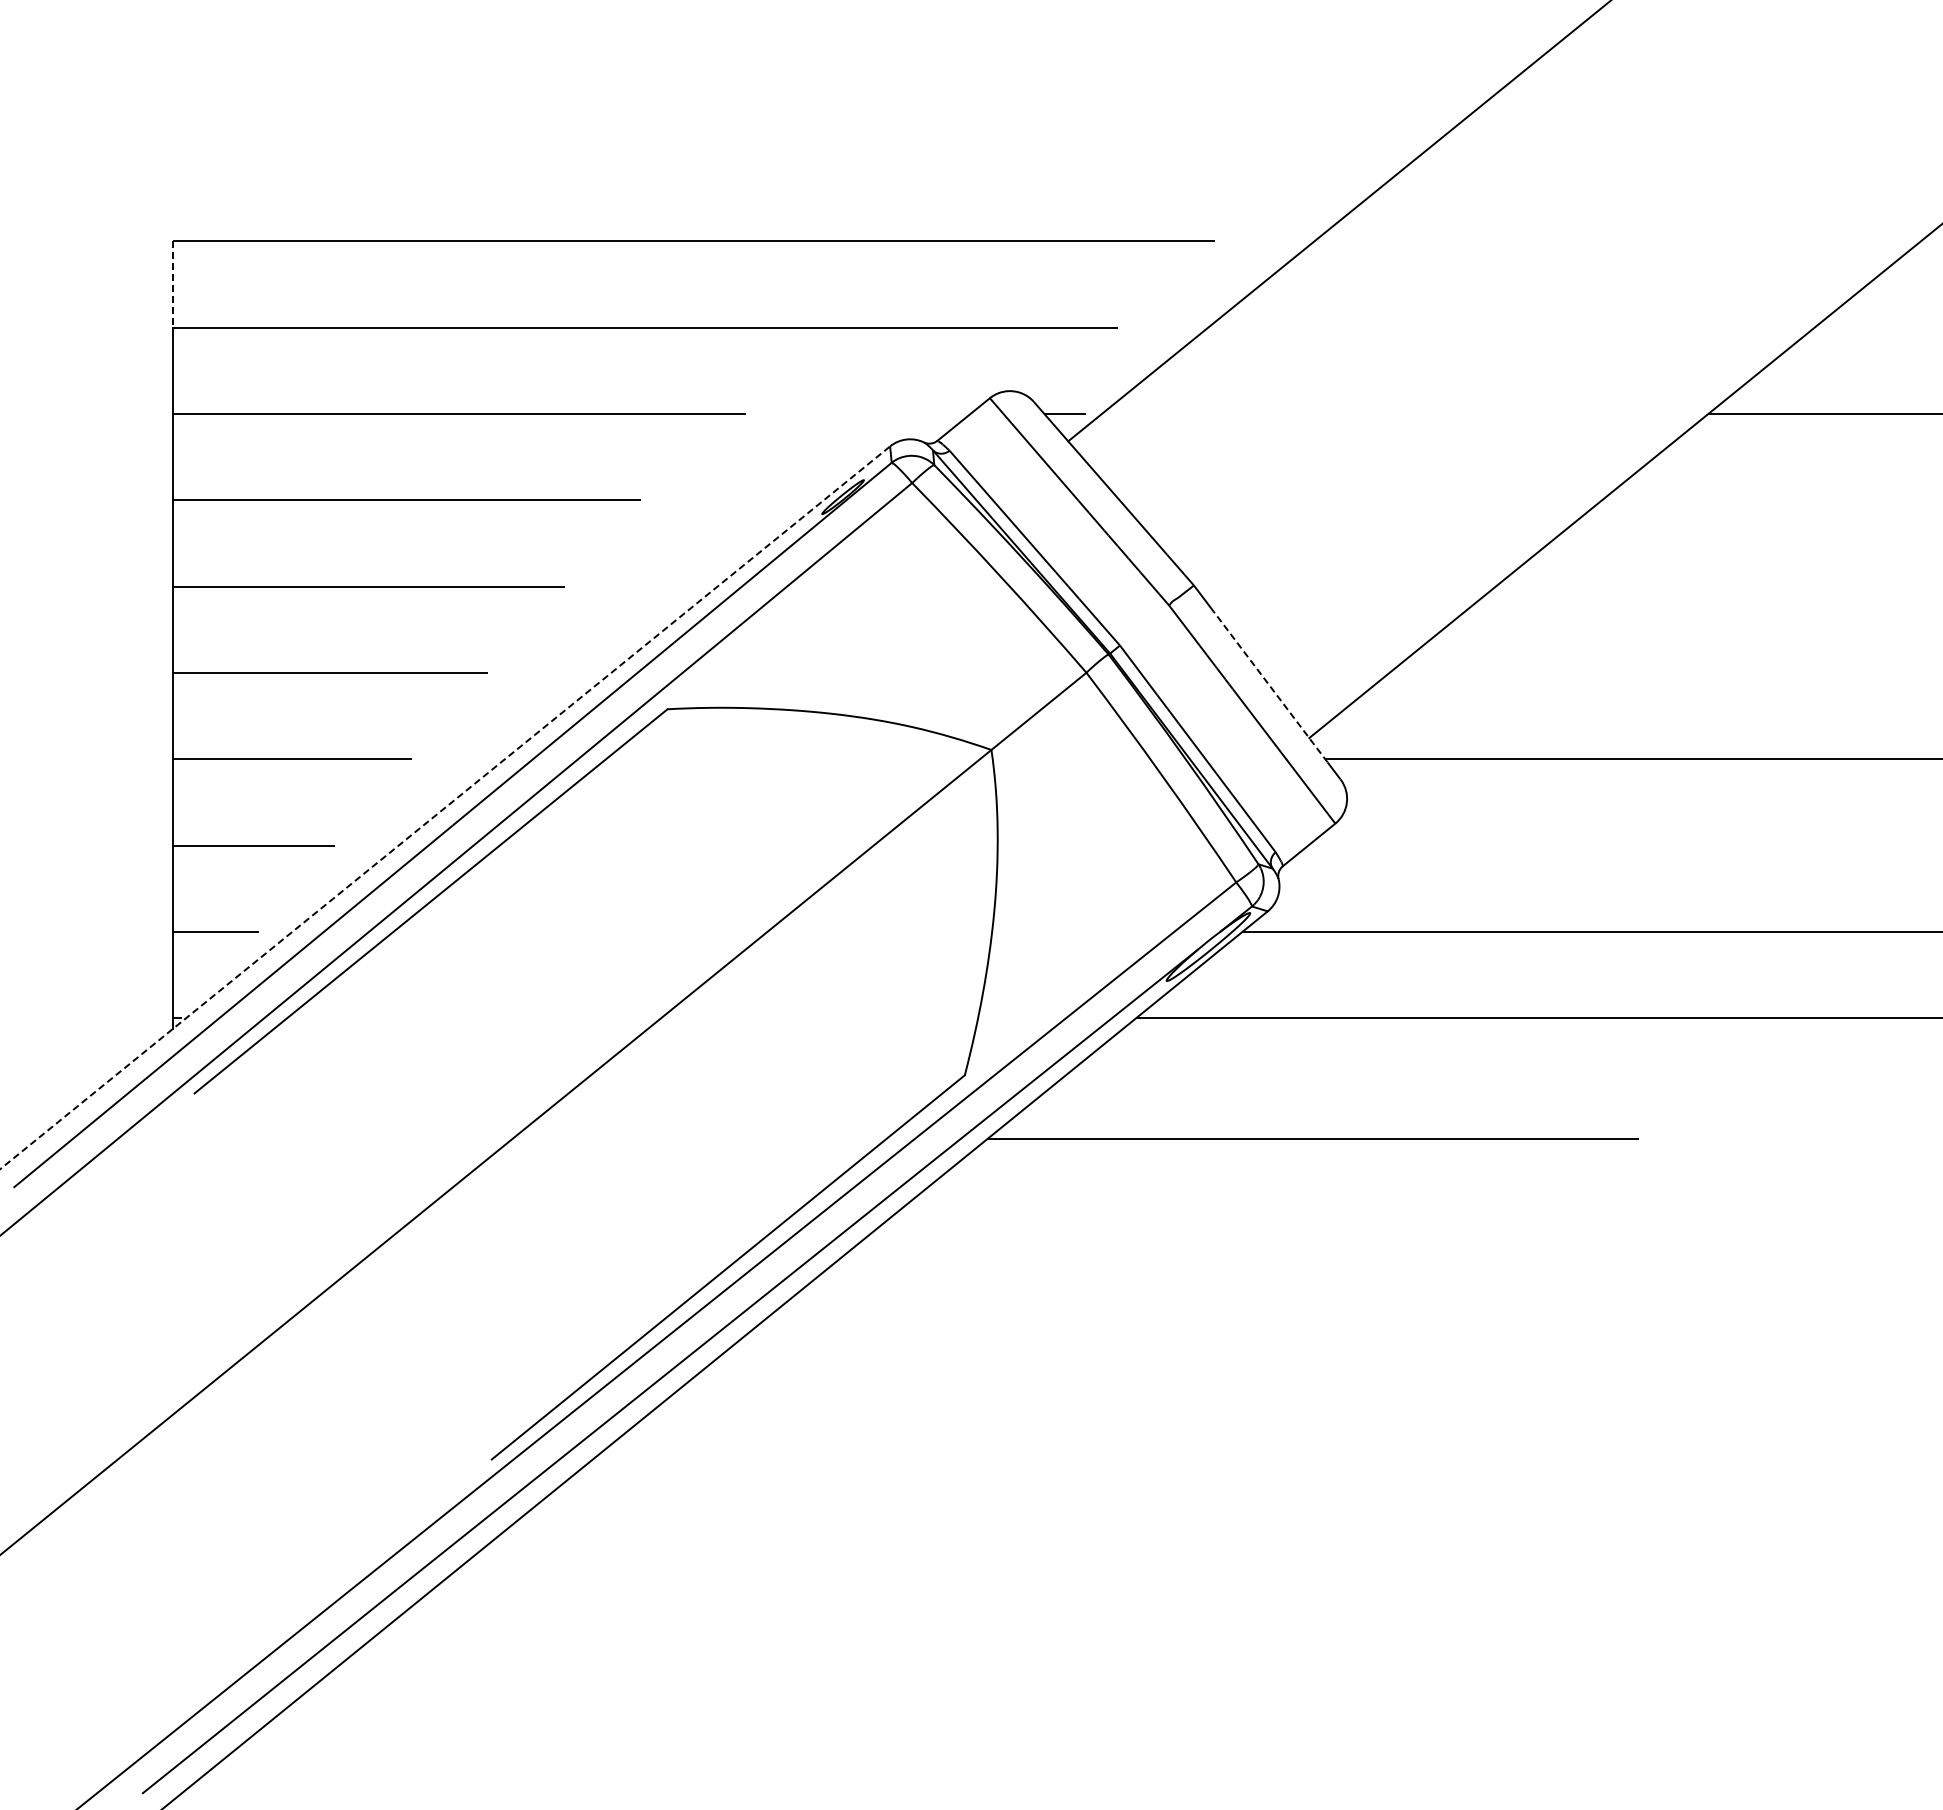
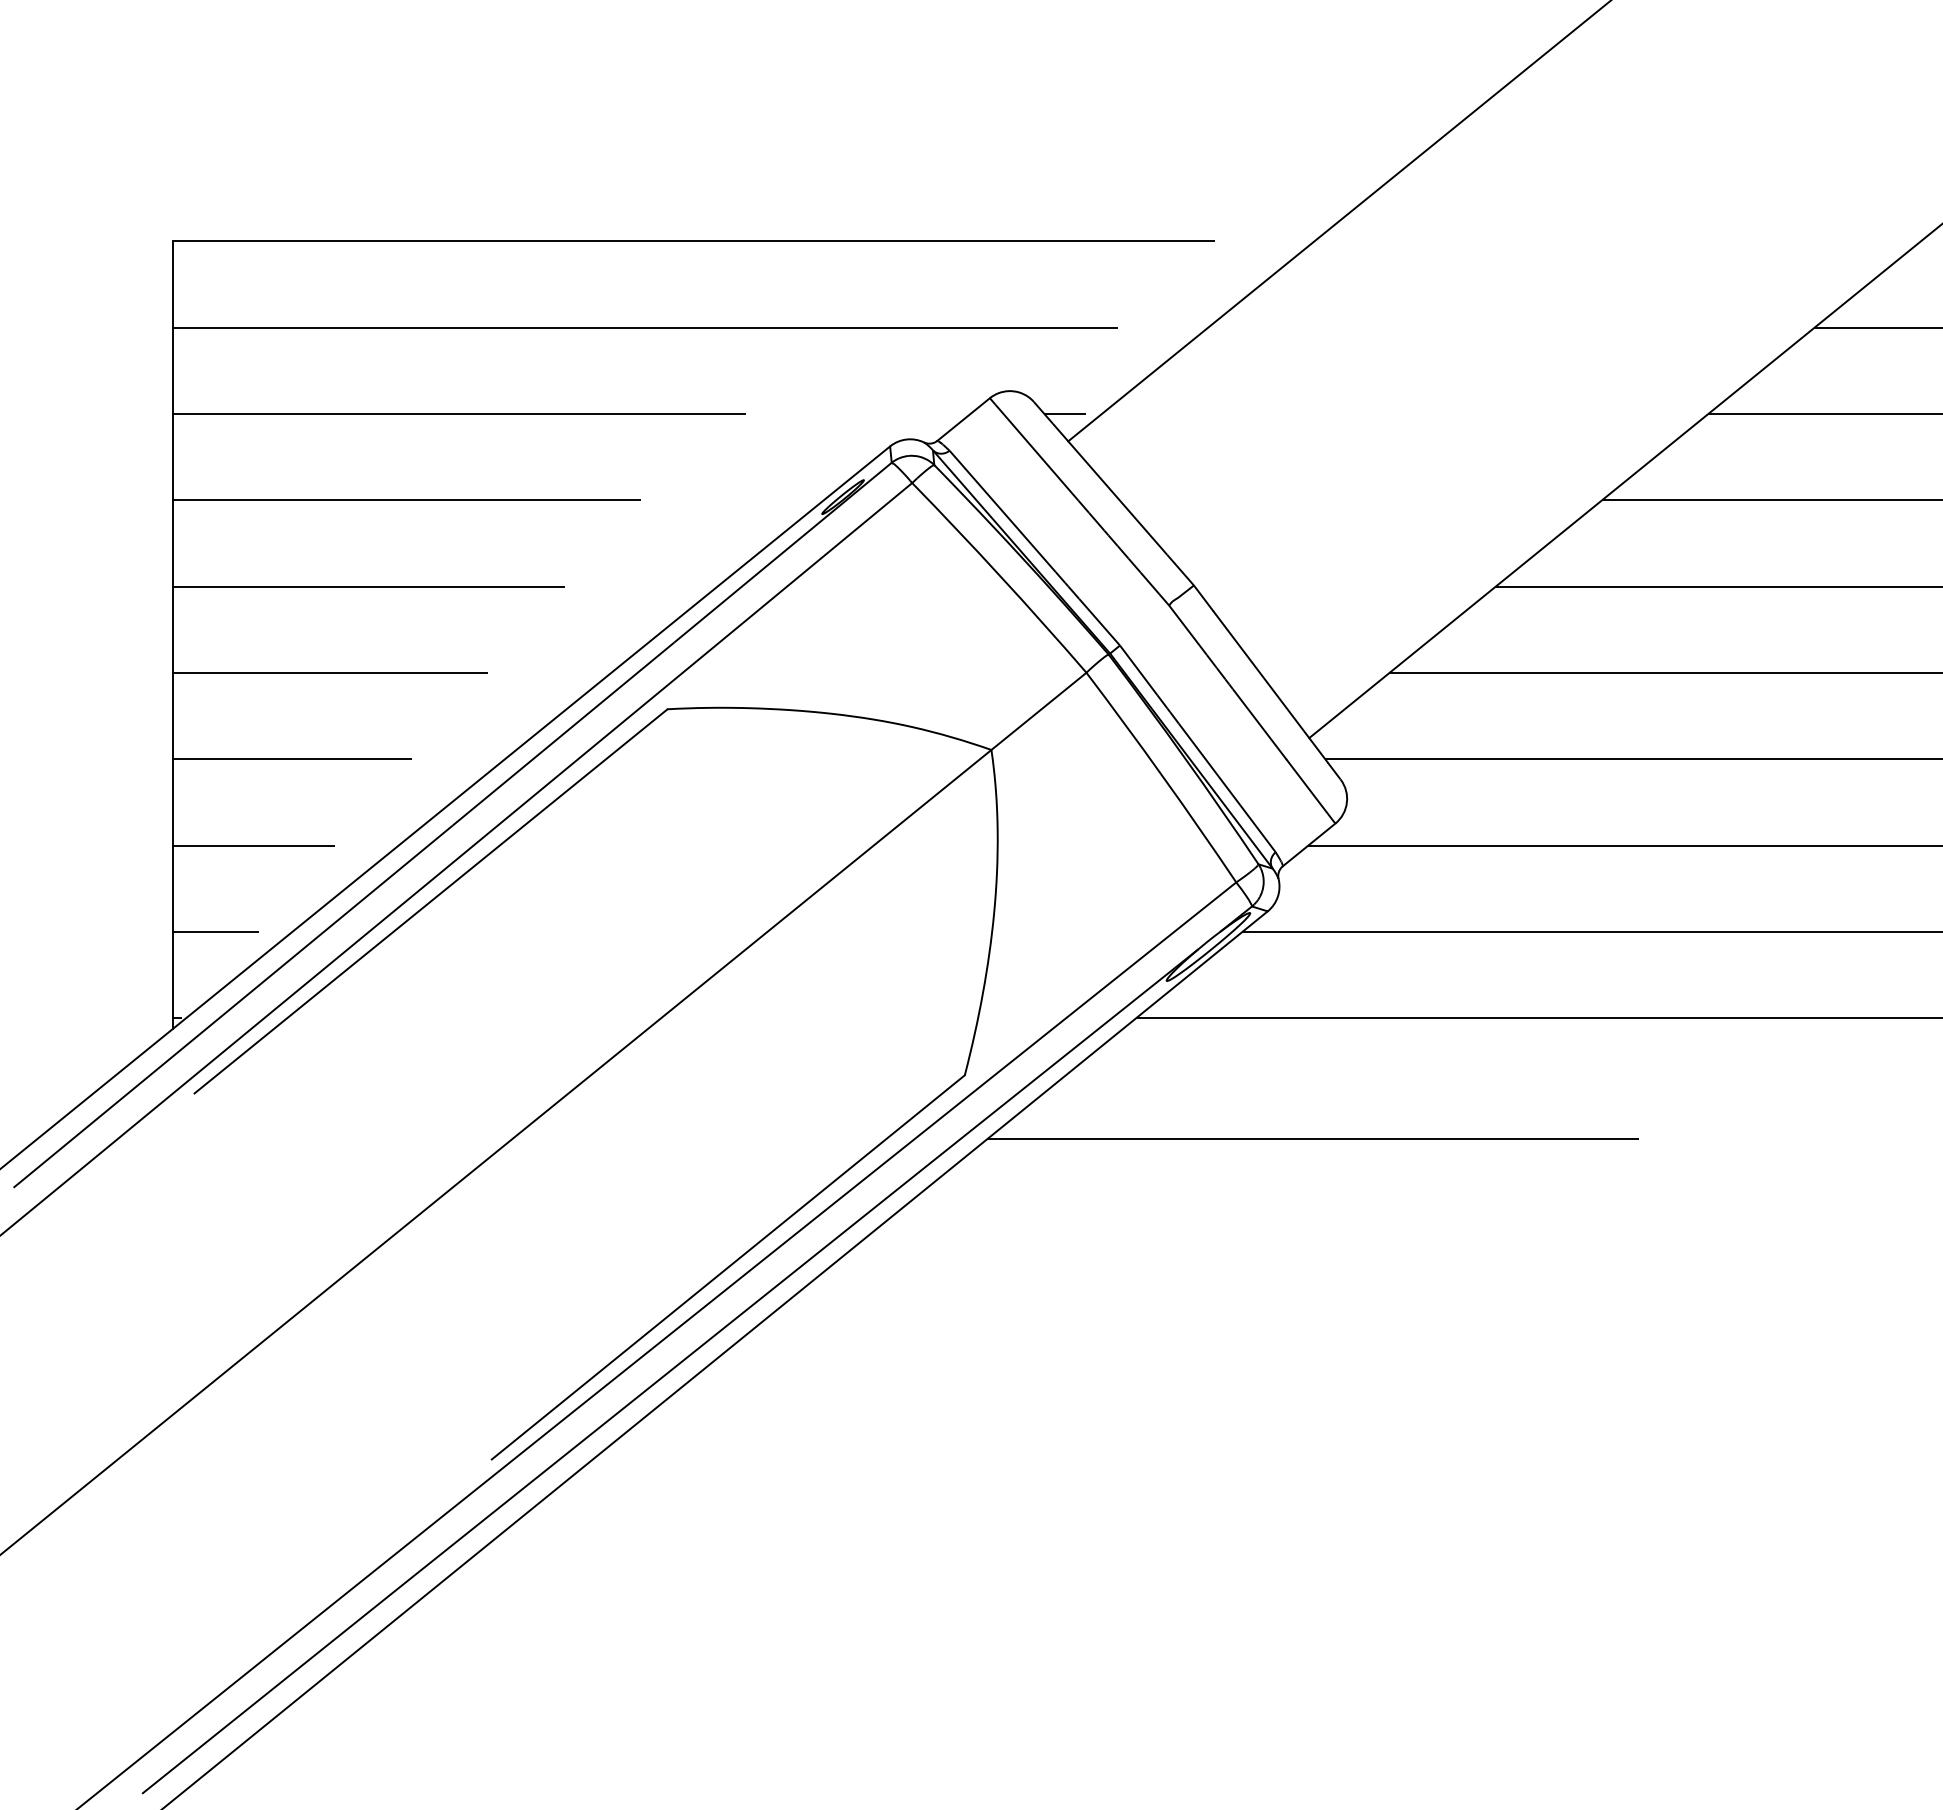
line: dashed -> solid (173, 285)
line: none -> present (1876, 327)
line: none -> present (1770, 500)
line: none -> present (1717, 586)
line: none -> present (1664, 673)
line: dashed -> solid (1270, 687)
line: dashed -> solid (445, 807)
line: none -> present (1623, 845)
